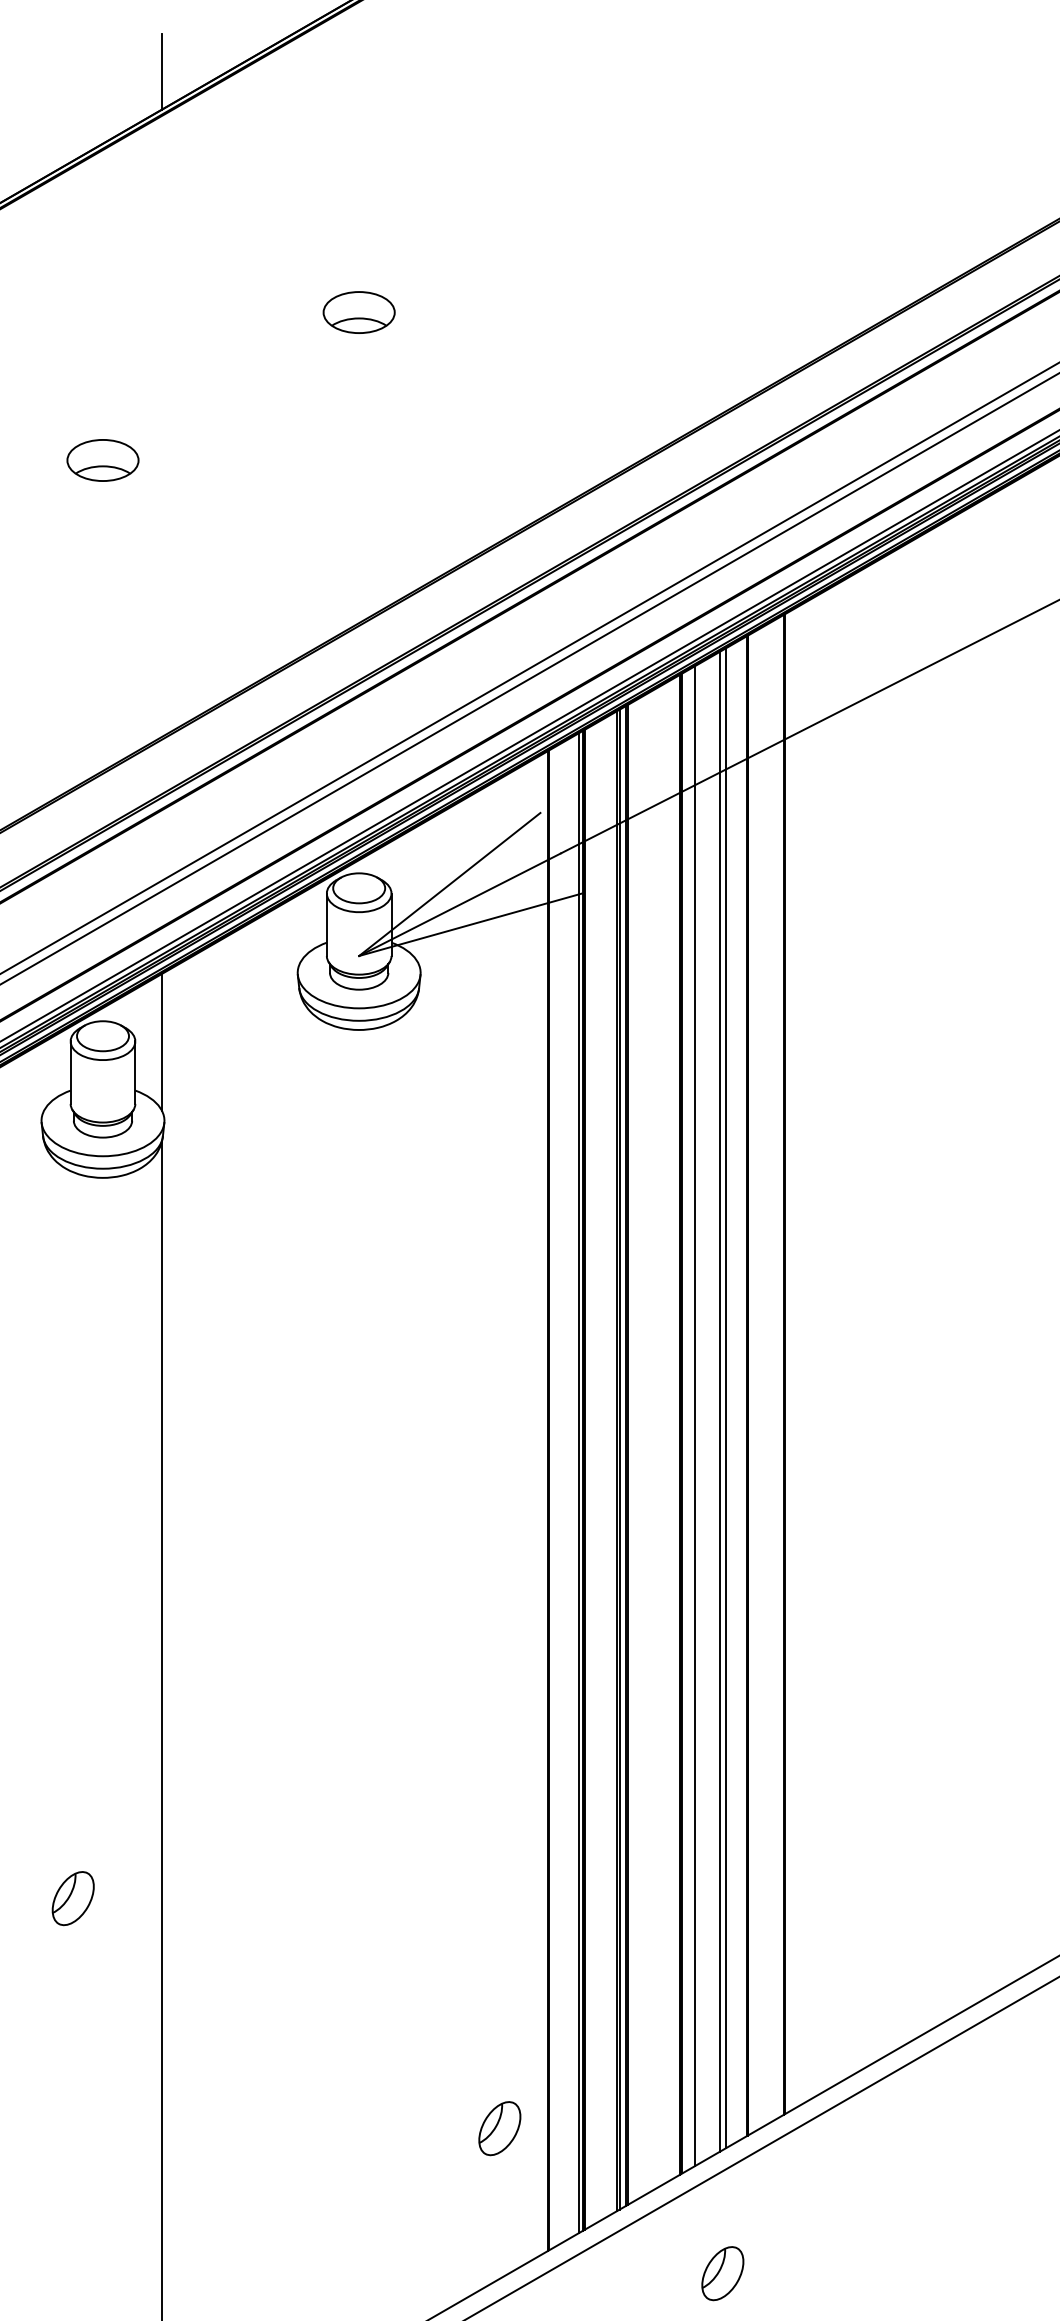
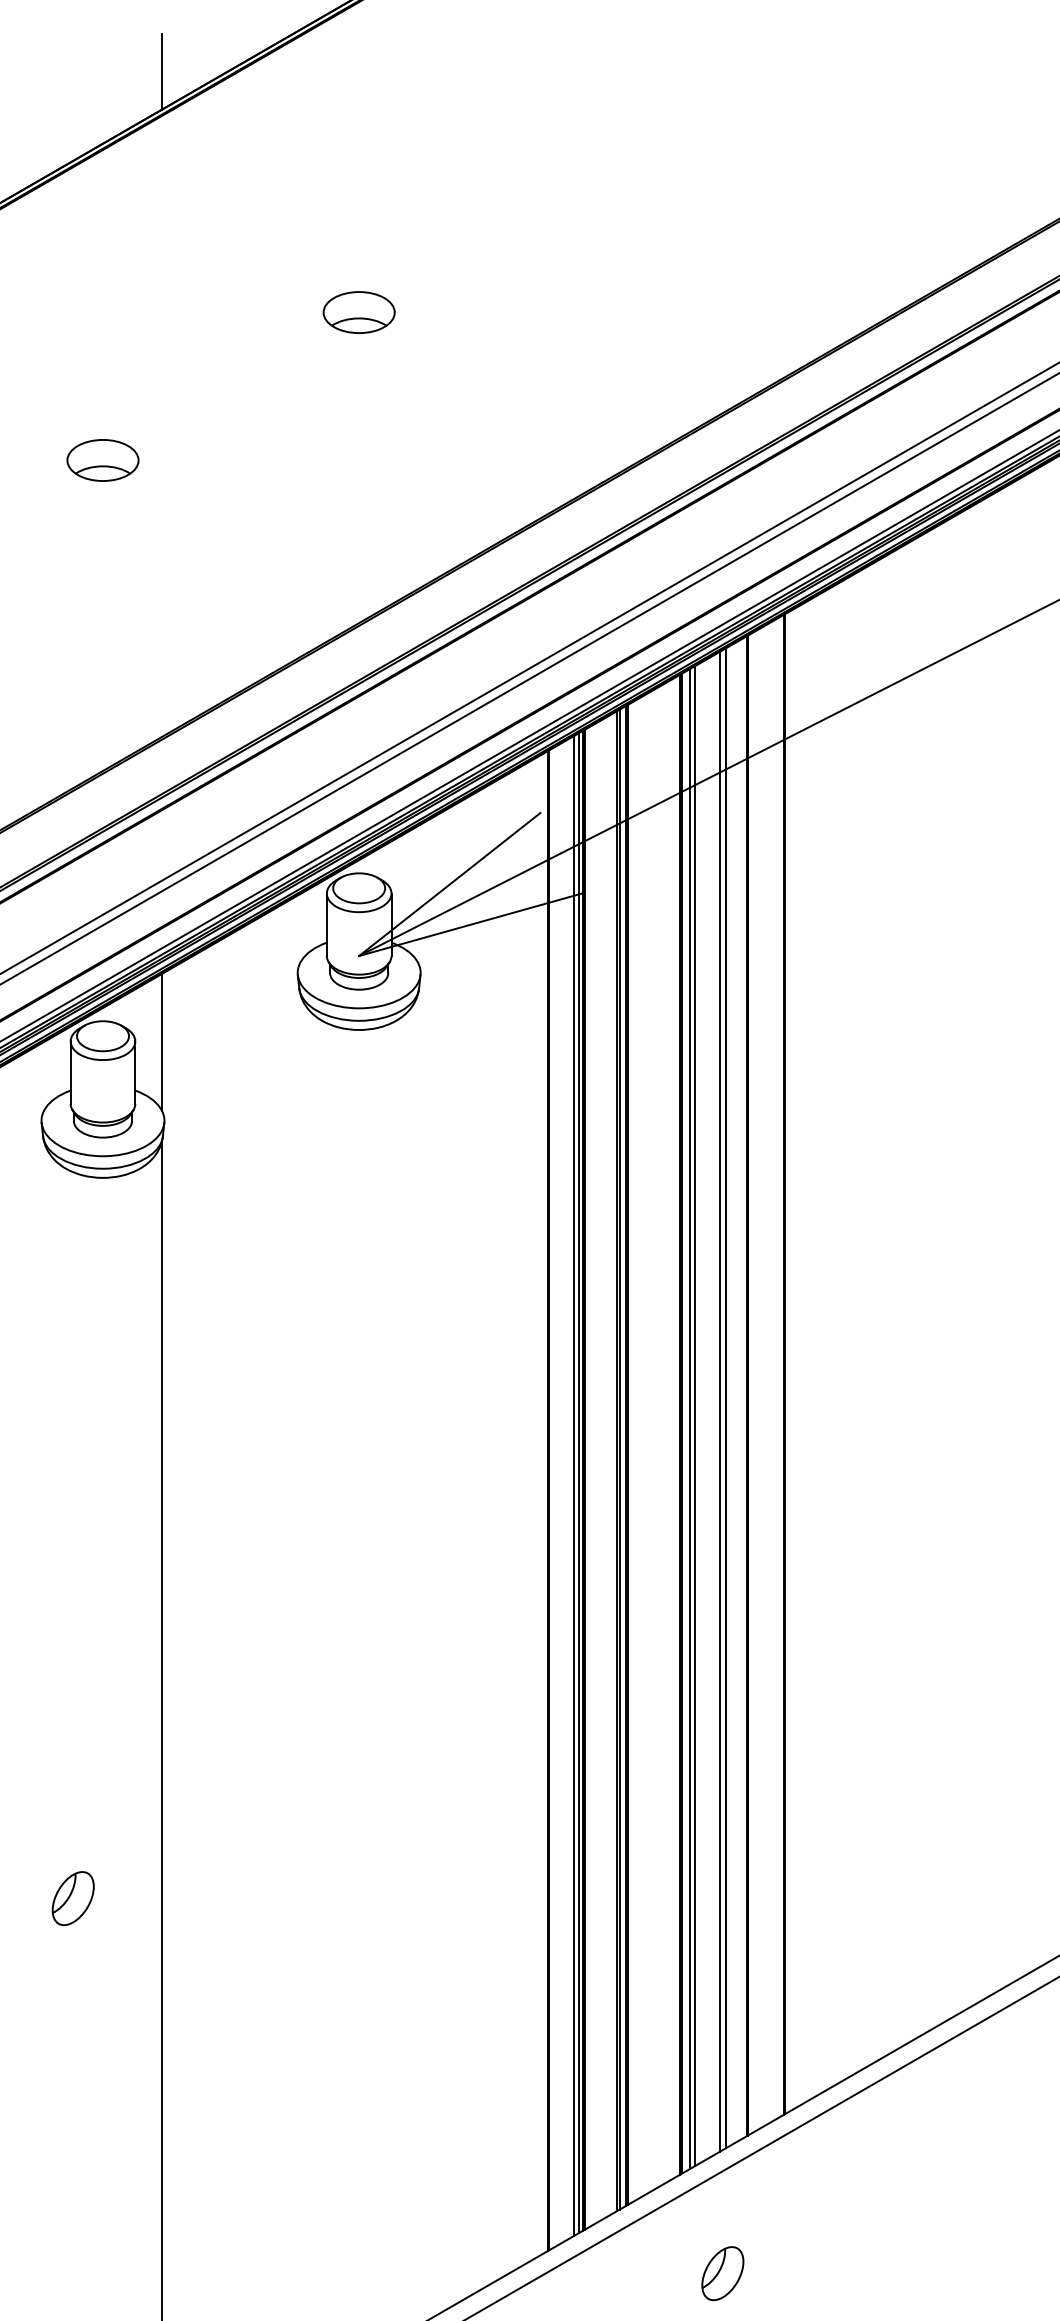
line: none -> present (689, 1419)
line: none -> present (573, 1486)
part: present -> none (499, 2128)
